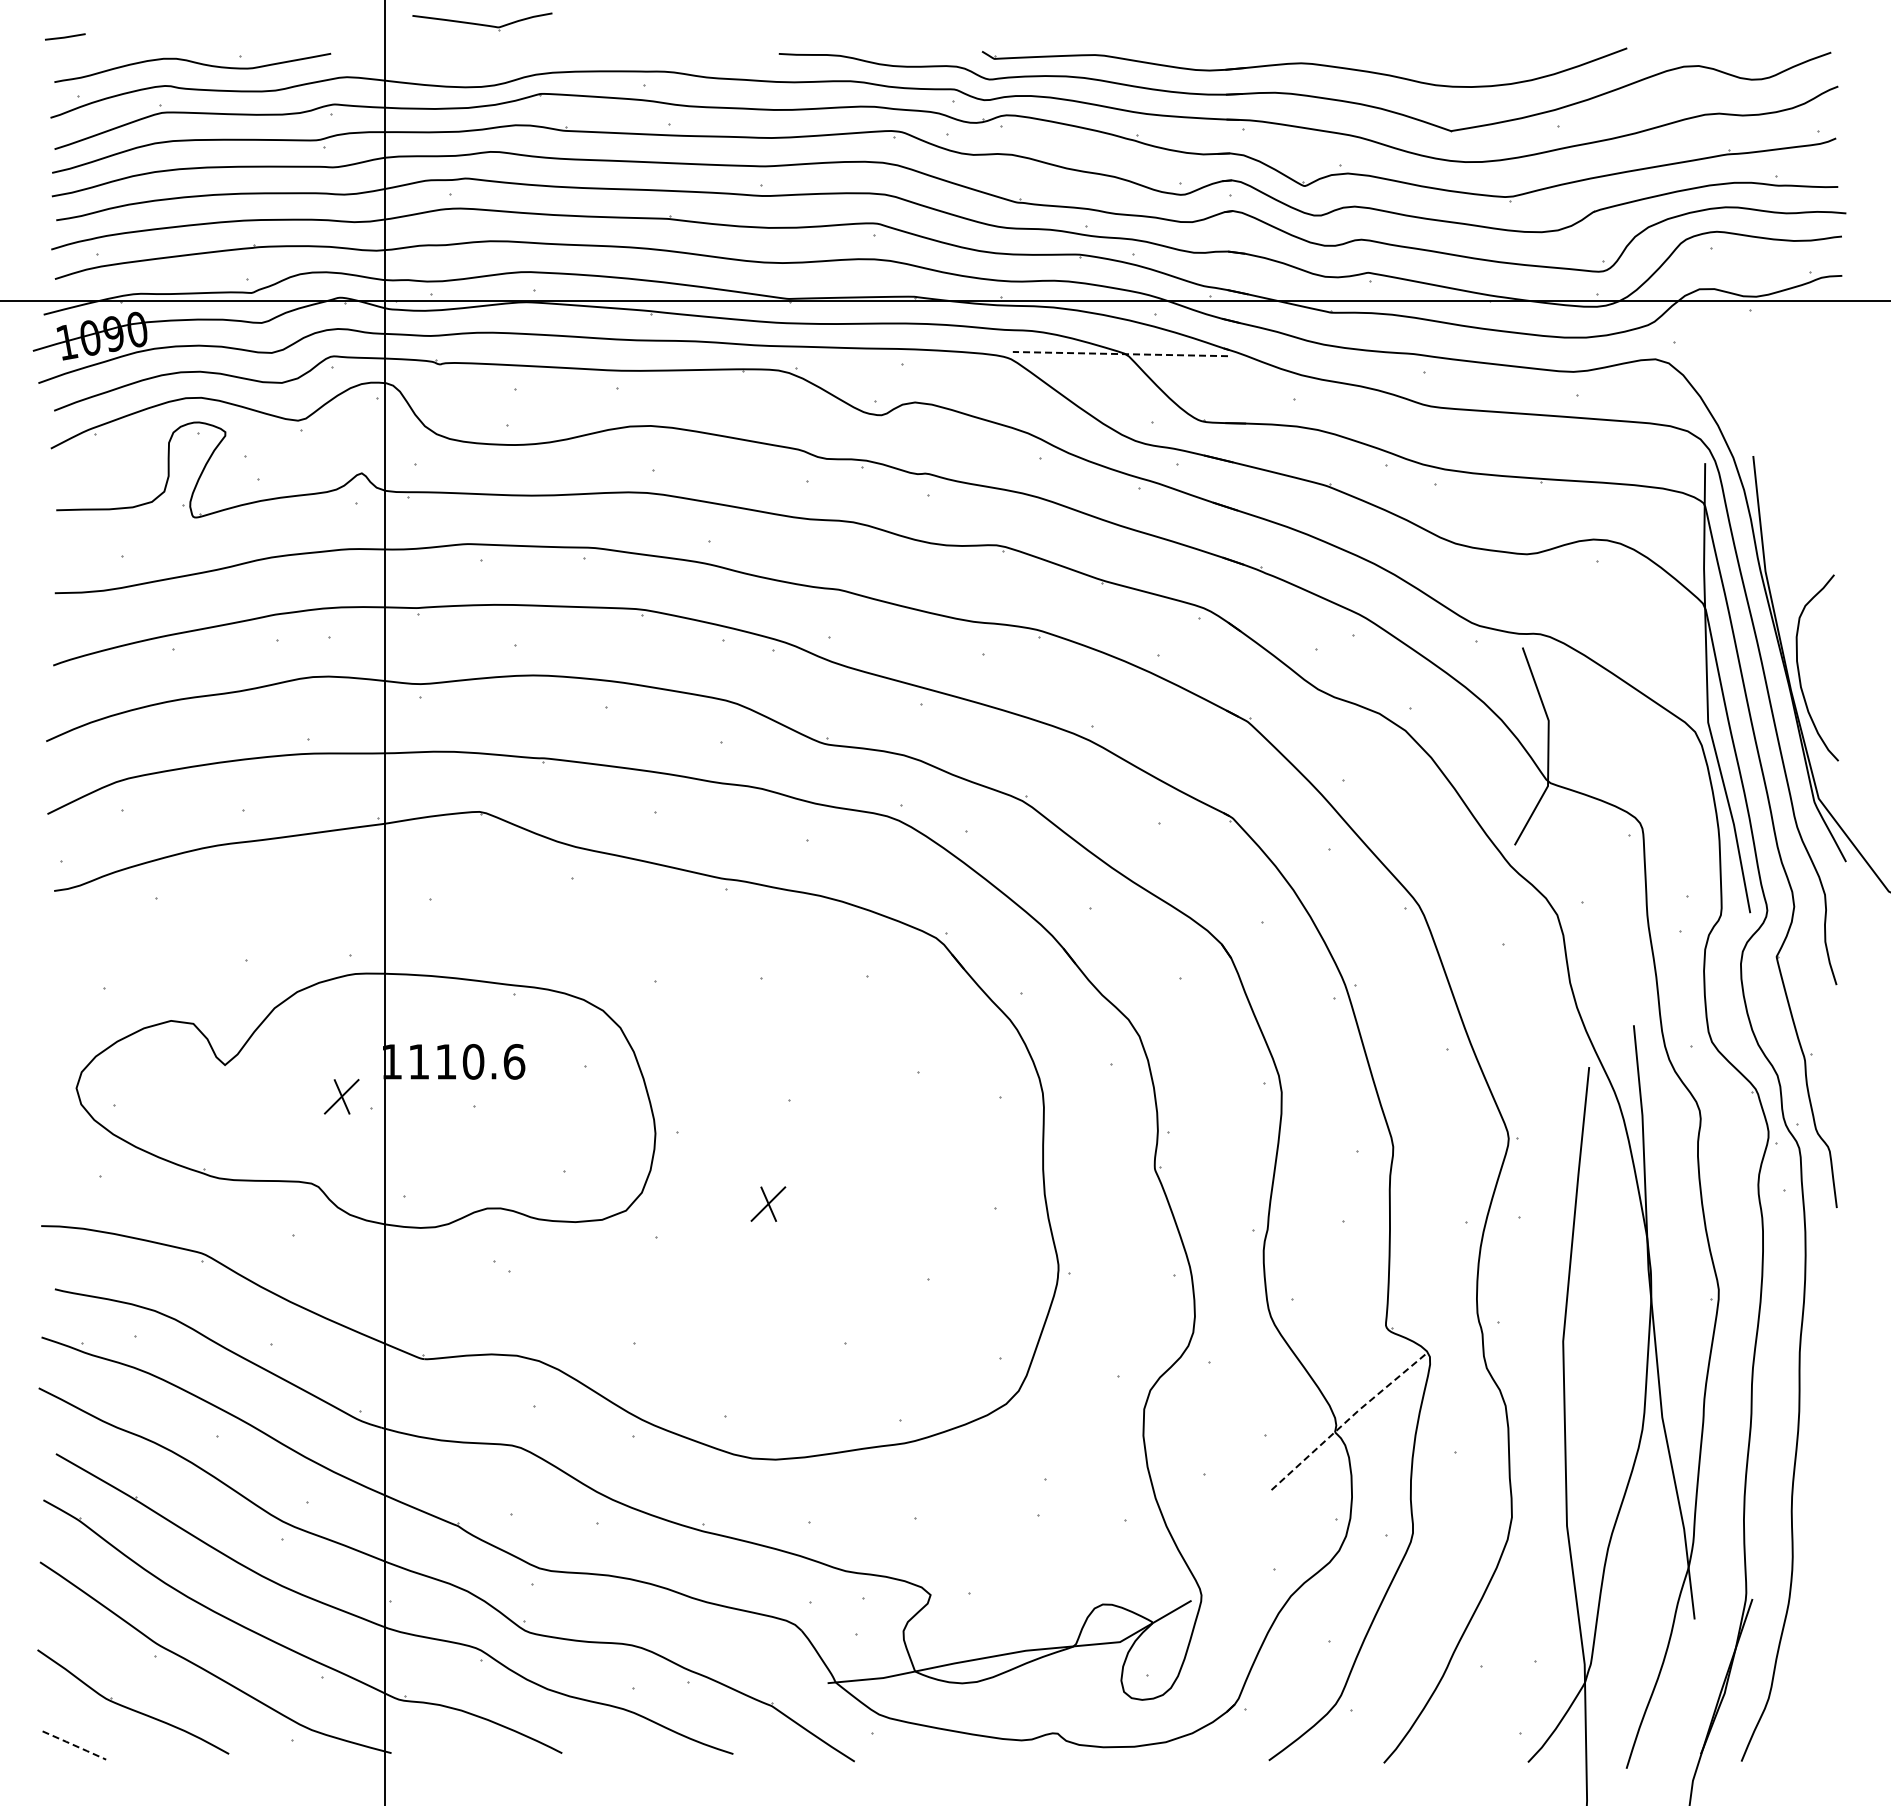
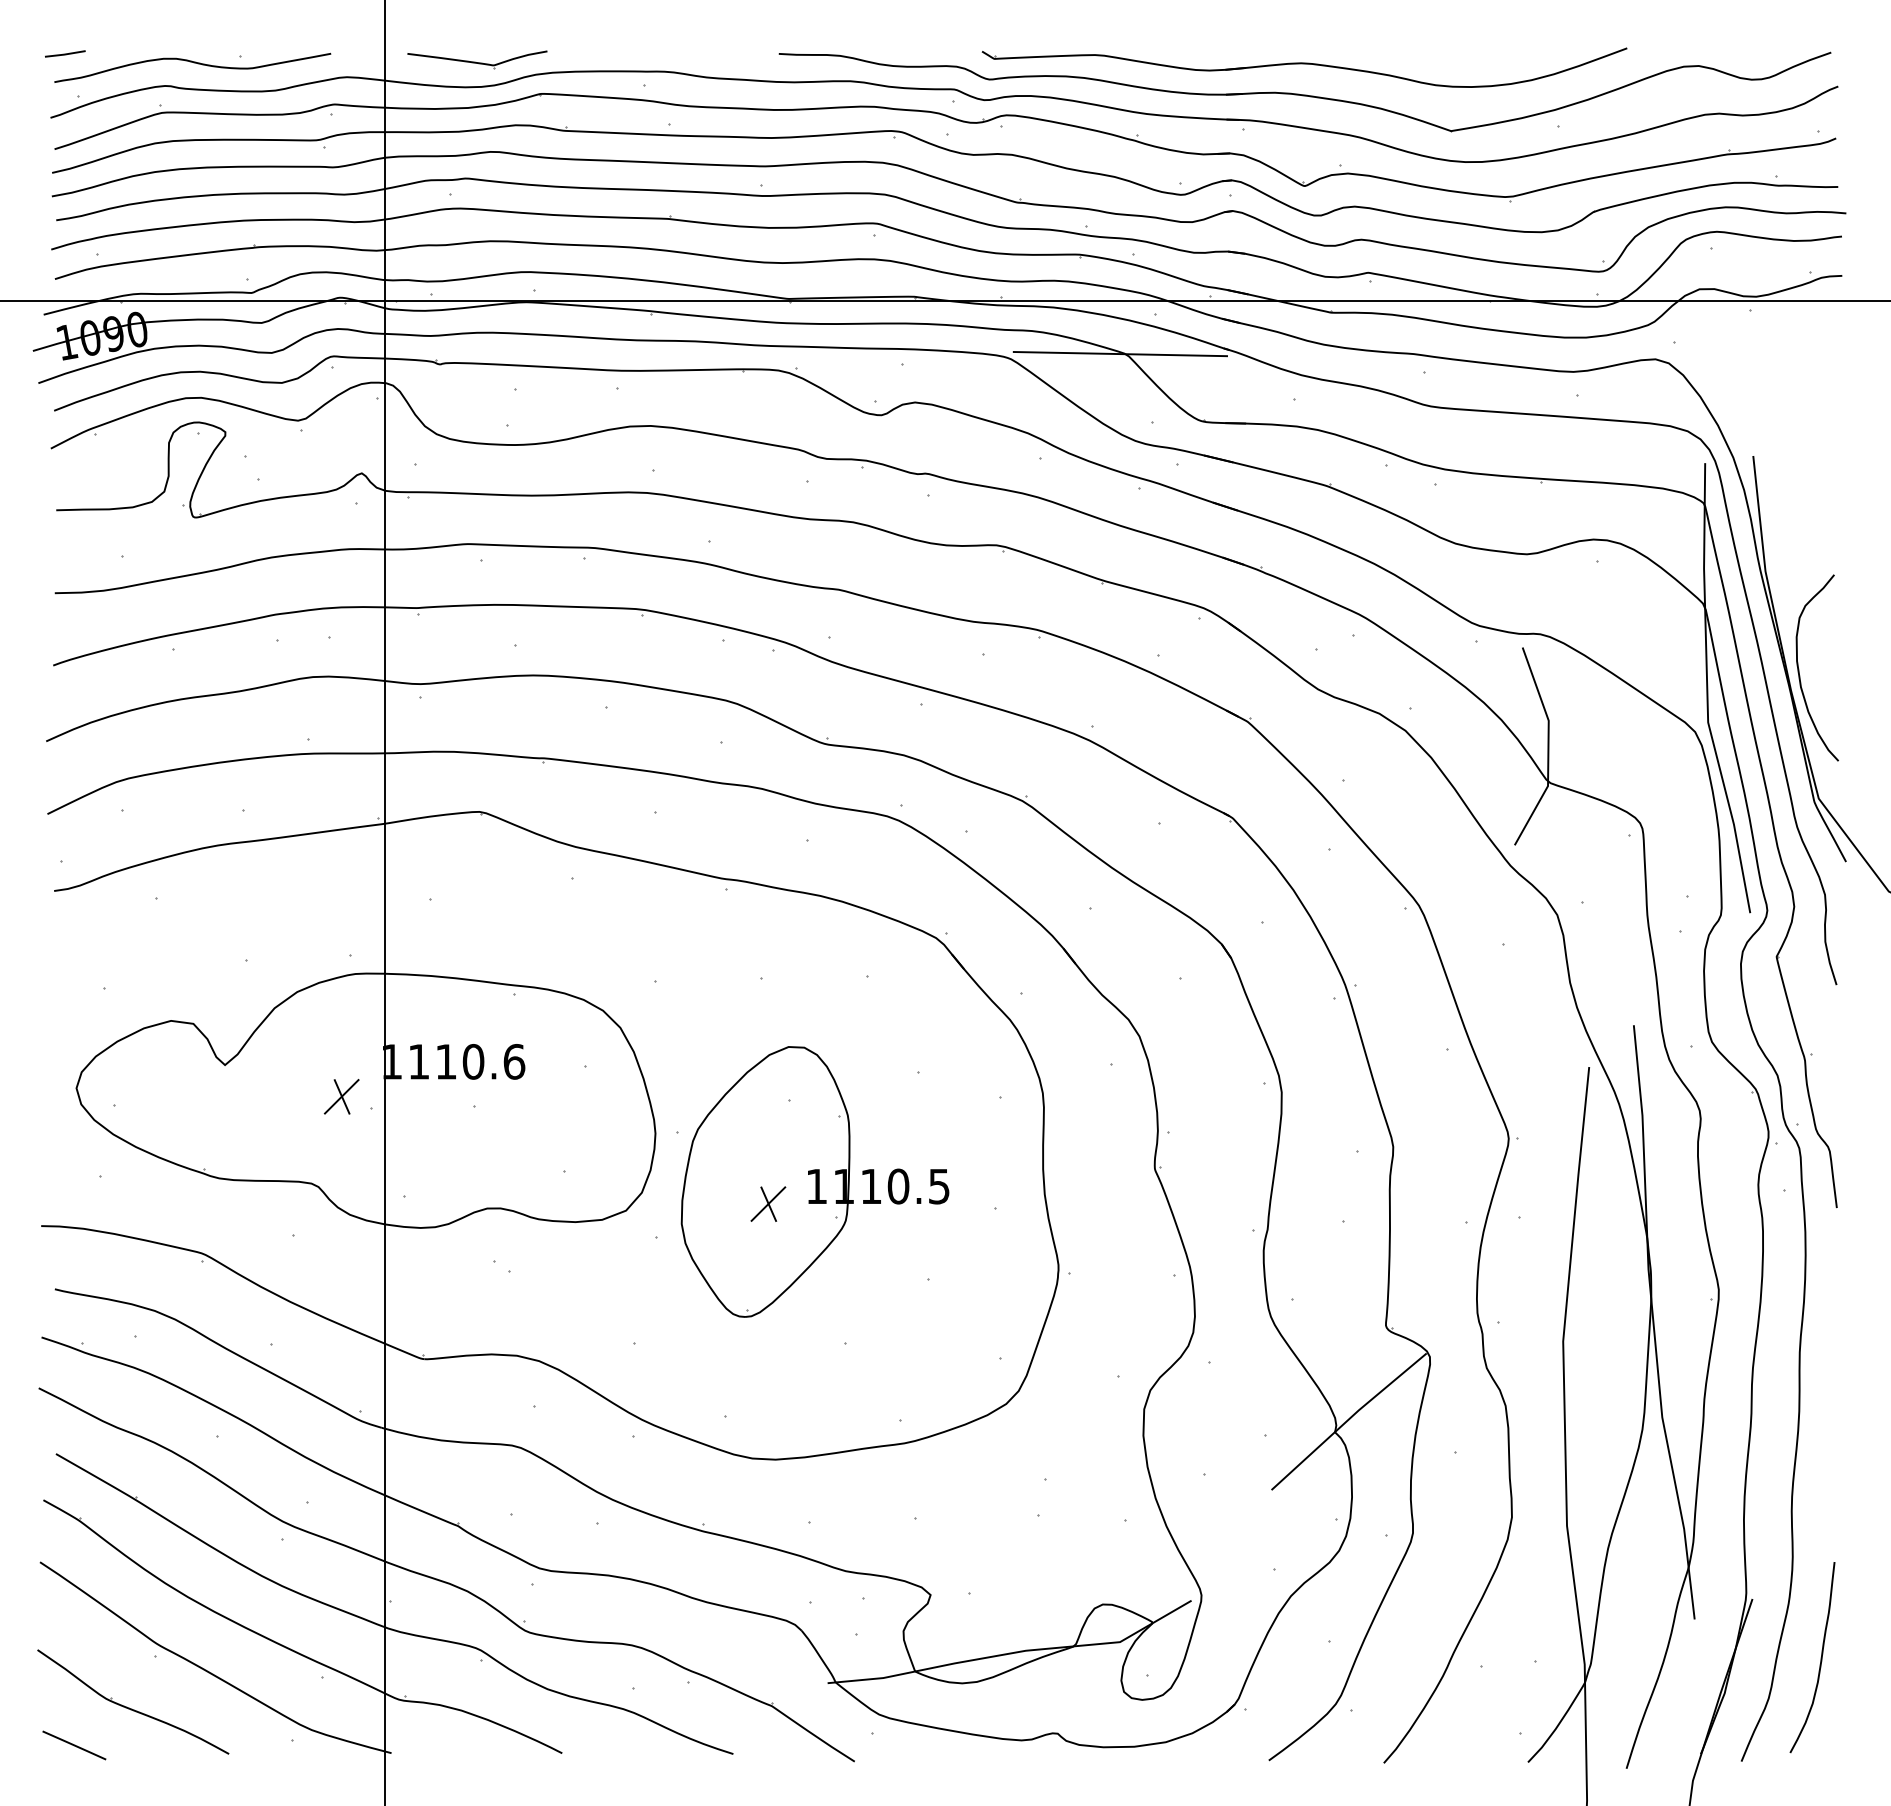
part position: (482, 21) -> (477, 59) (477, 59)
line position: (65, 36) -> (65, 53) (65, 53)
line: dashed -> solid (1120, 354)
part: none -> present (814, 1181)
line: dashed -> solid (1348, 1419)
curve: none -> present (1820, 1657)
line: dashed -> solid (74, 1745)
